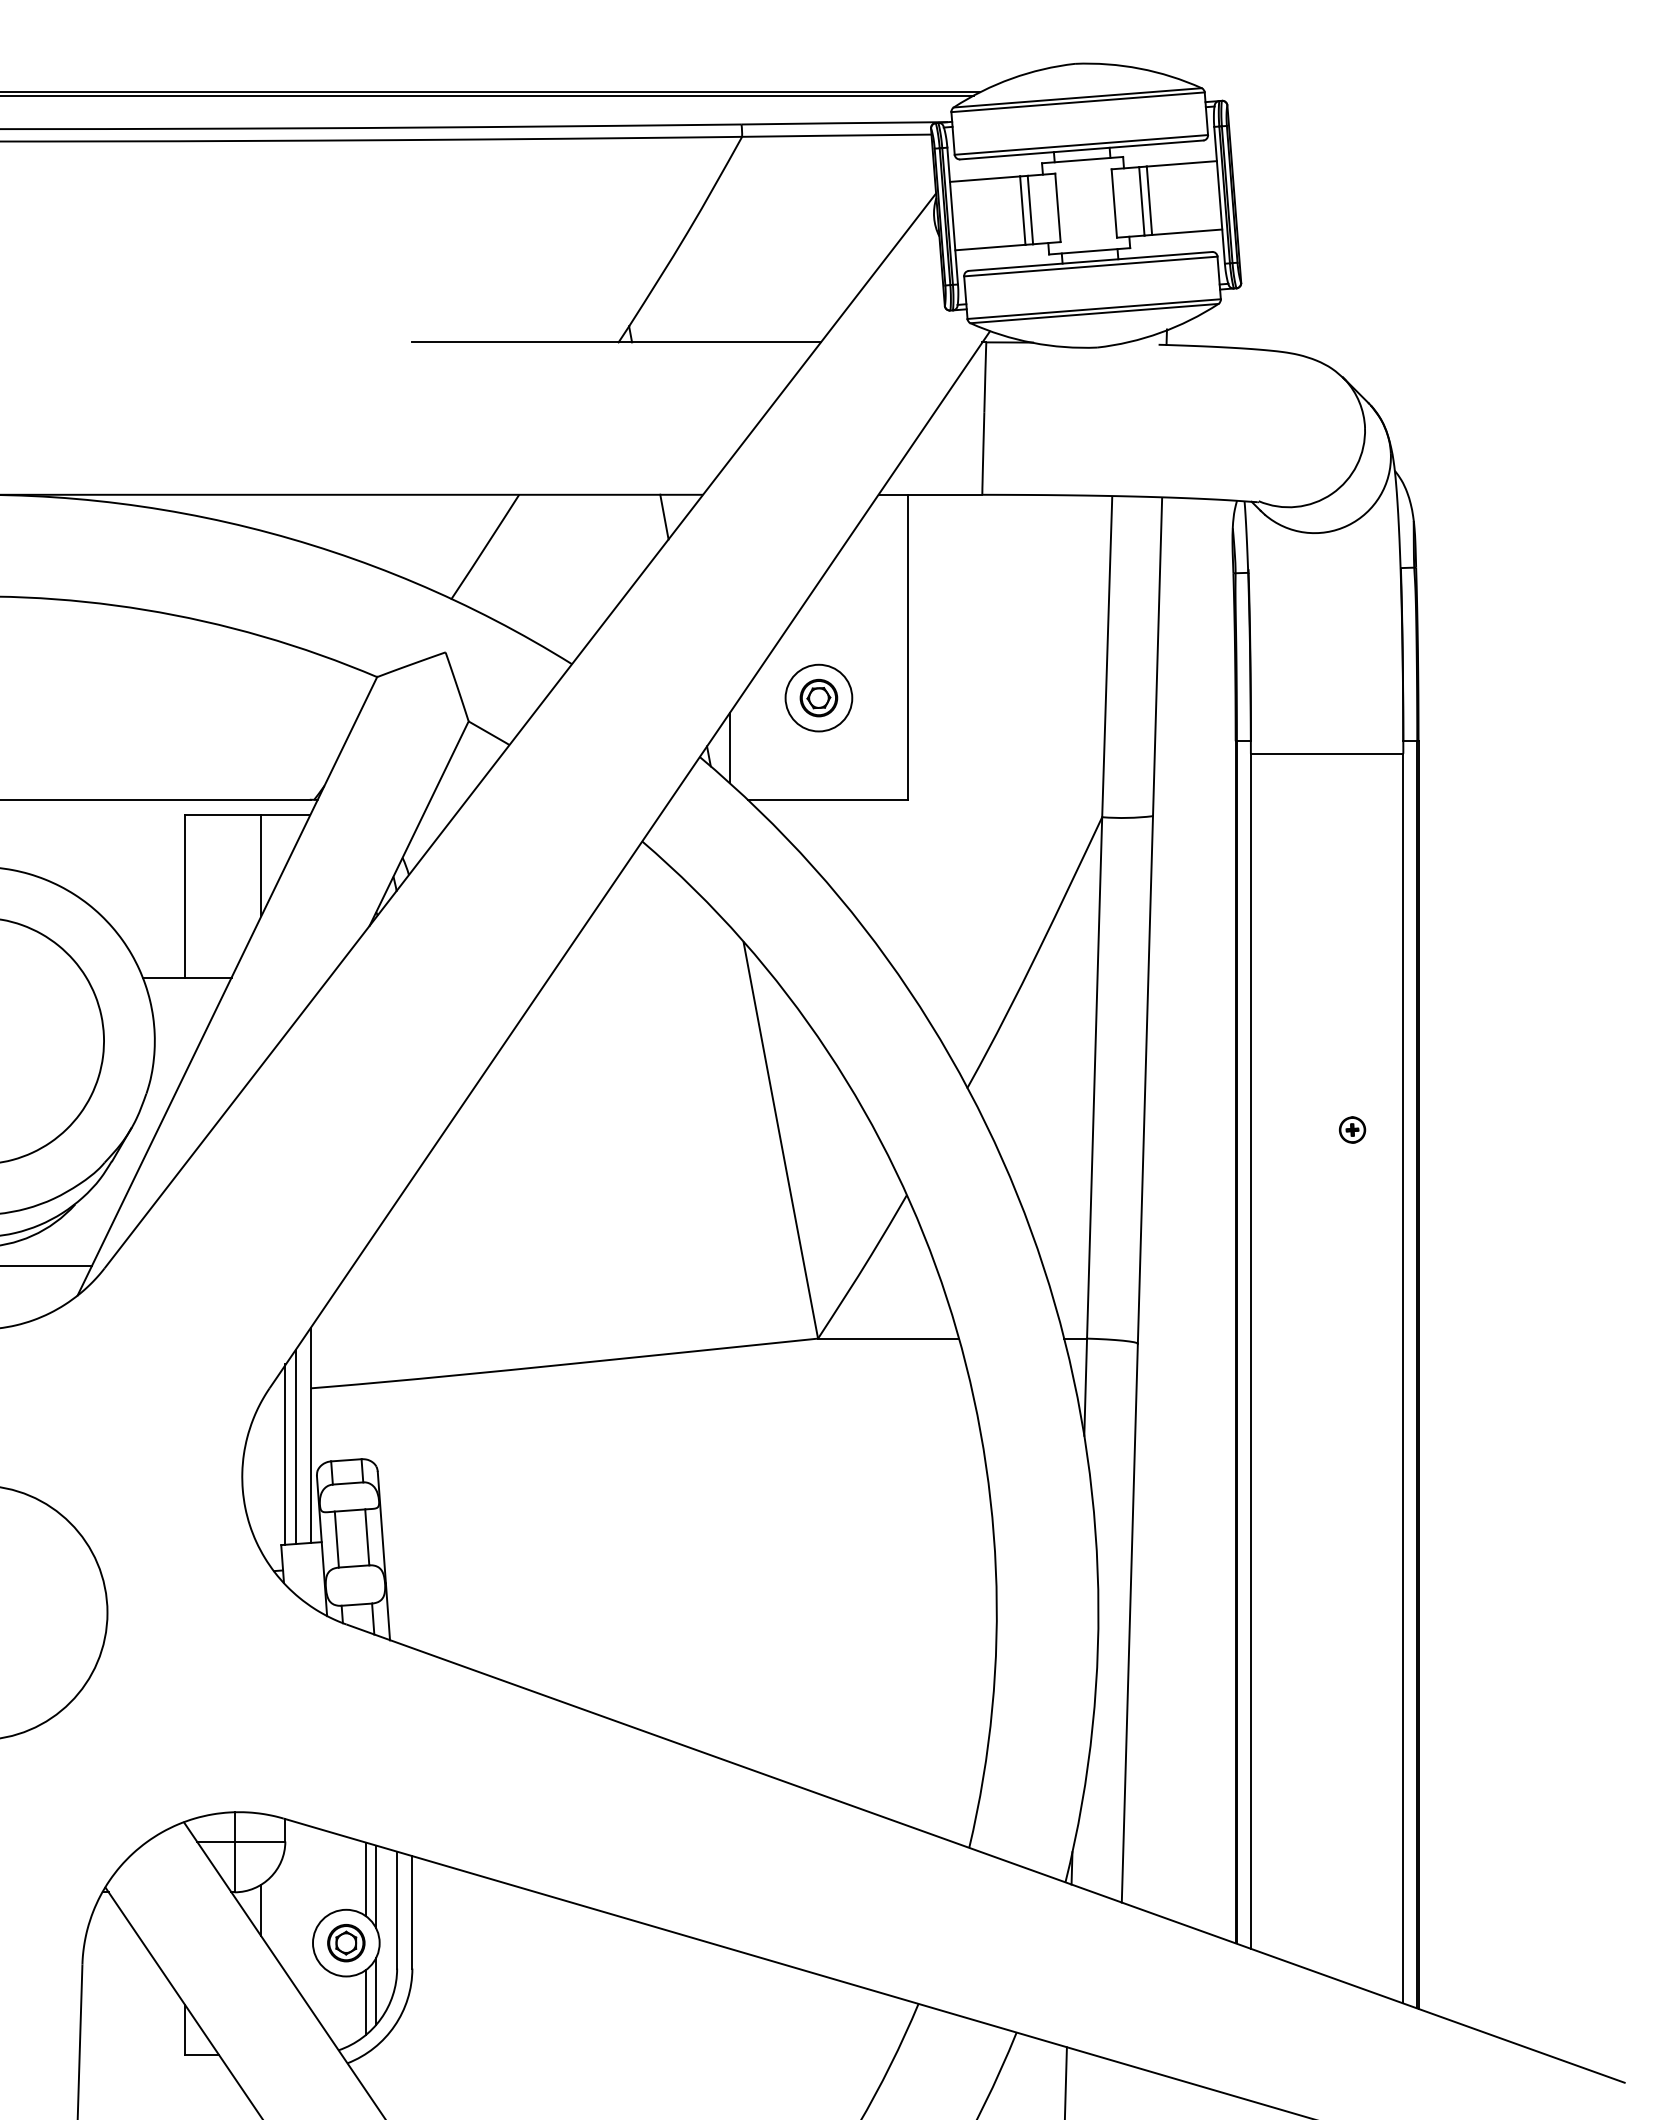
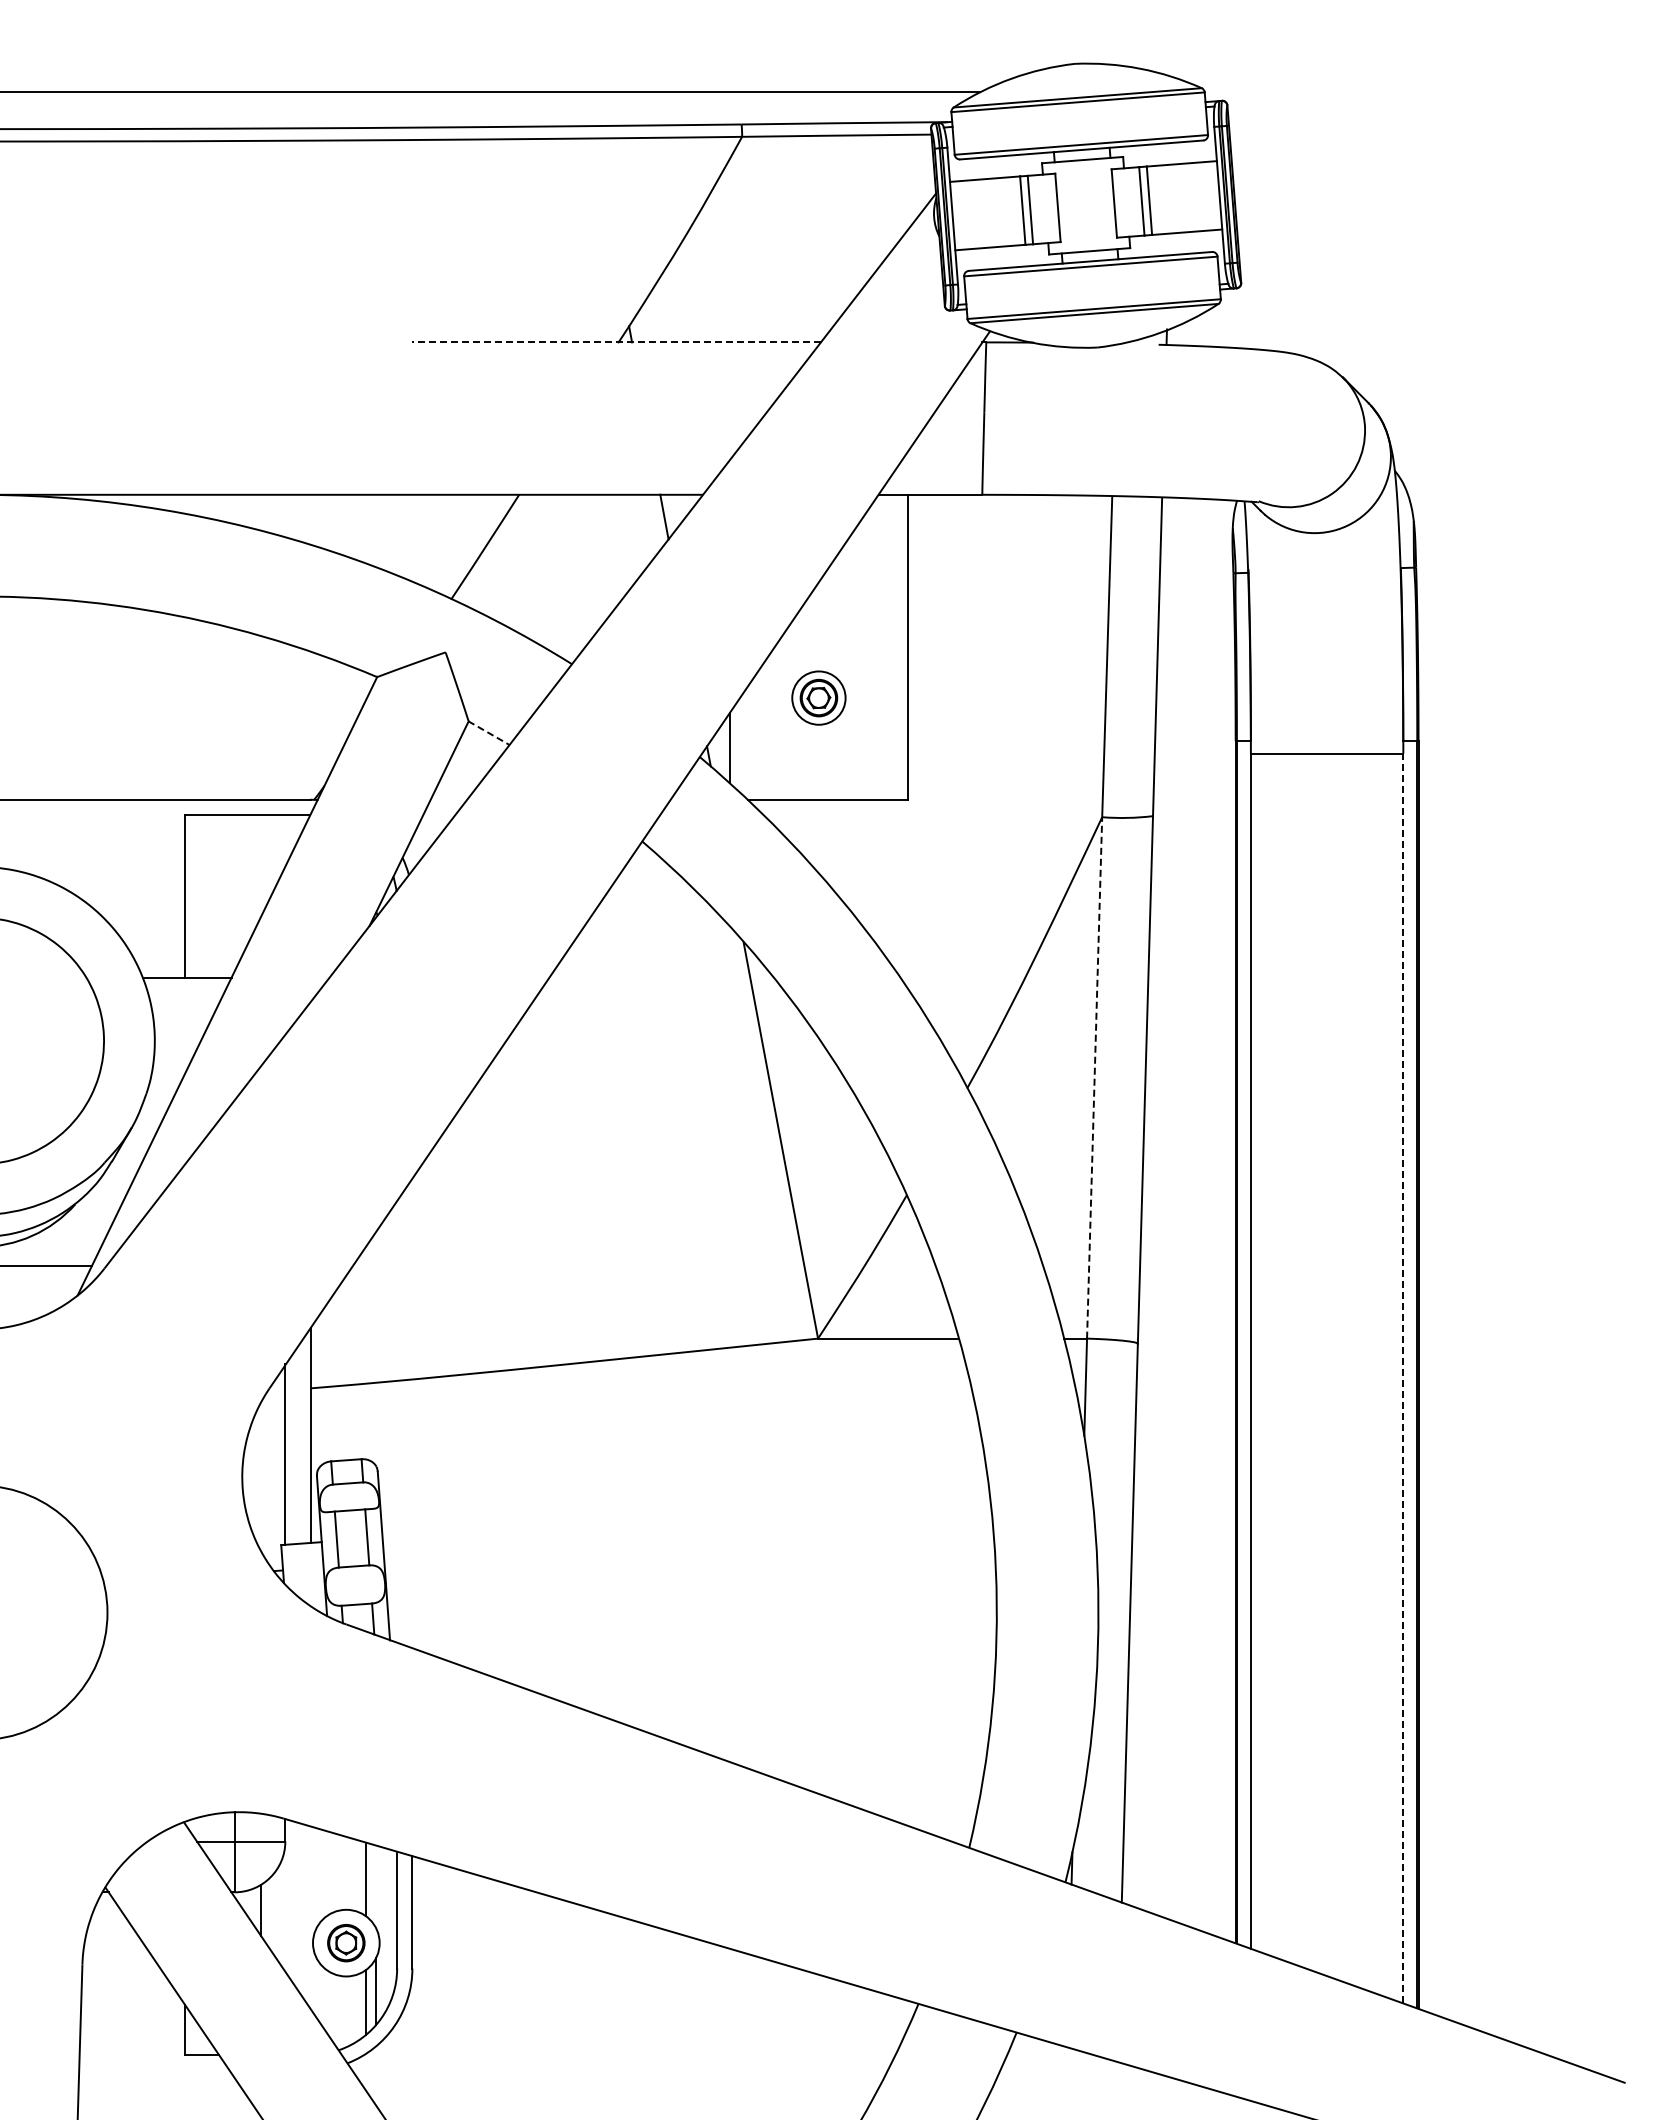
line: present -> none (487, 95)
line: solid -> dashed (616, 342)
circle diameter: 67 px -> 53 px (818, 697)
line: solid -> dashed (489, 733)
line: present -> none (261, 865)
line: solid -> dashed (1094, 1077)
part: present -> none (1352, 1129)
line: solid -> dashed (1403, 1378)
line: present -> none (295, 1447)
line: present -> none (376, 1886)
line: present -> none (1065, 2081)
